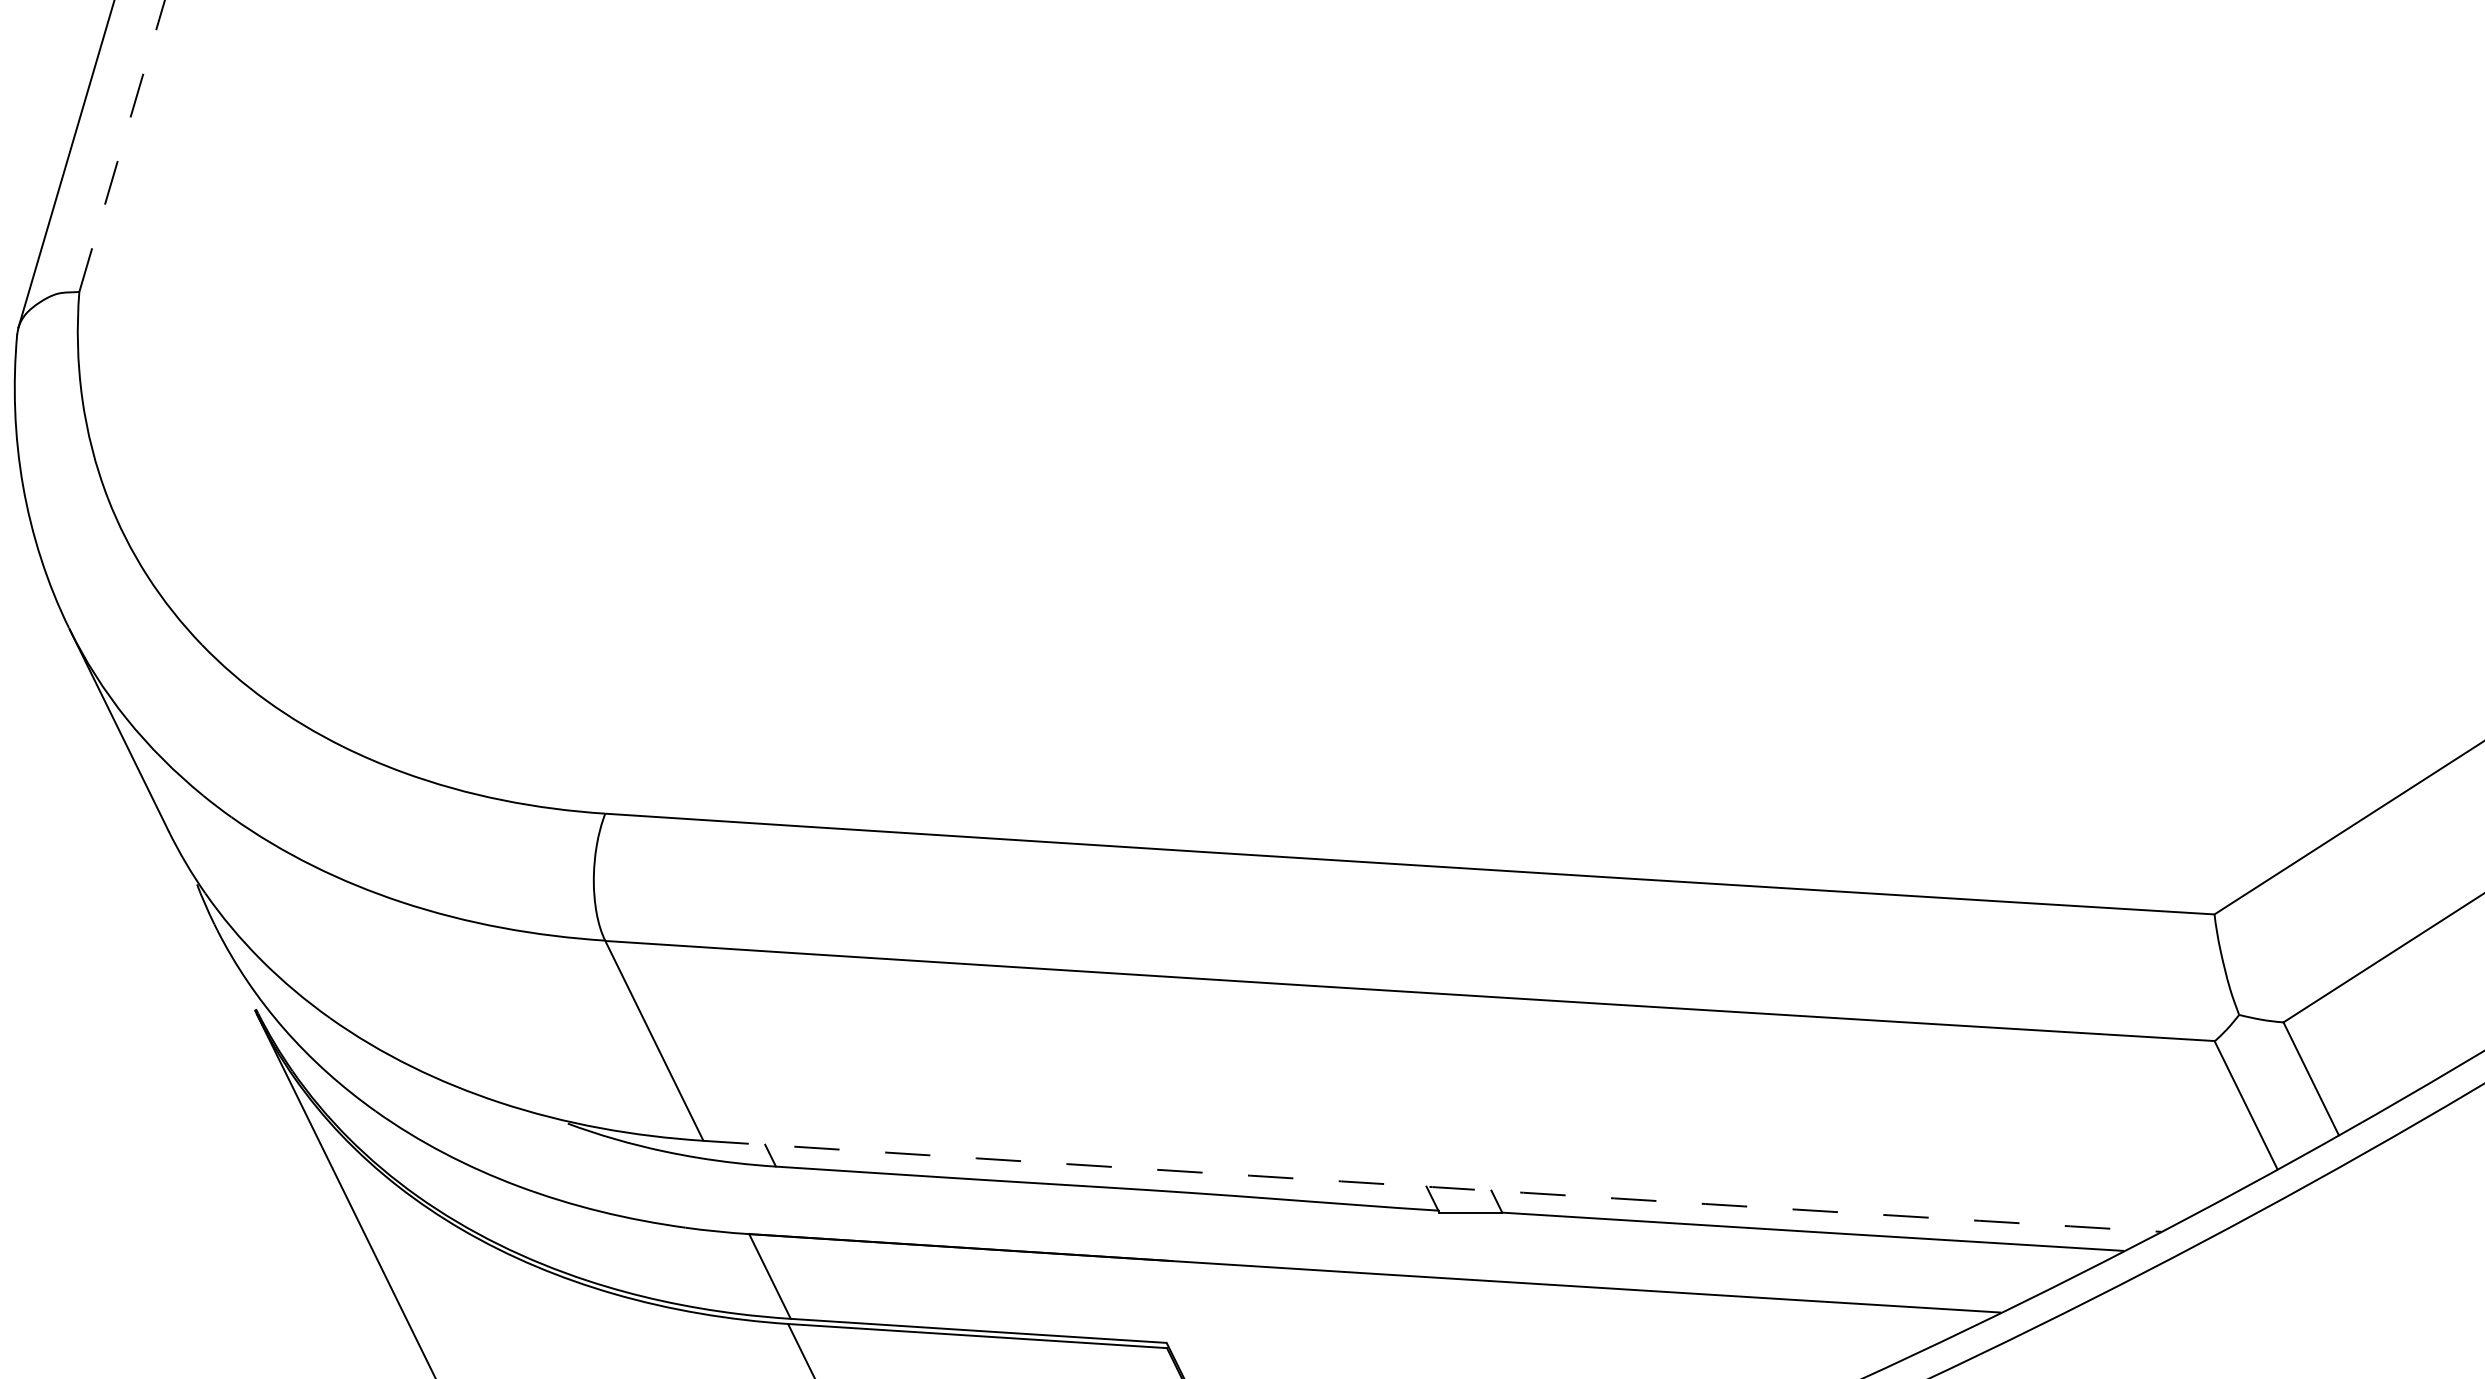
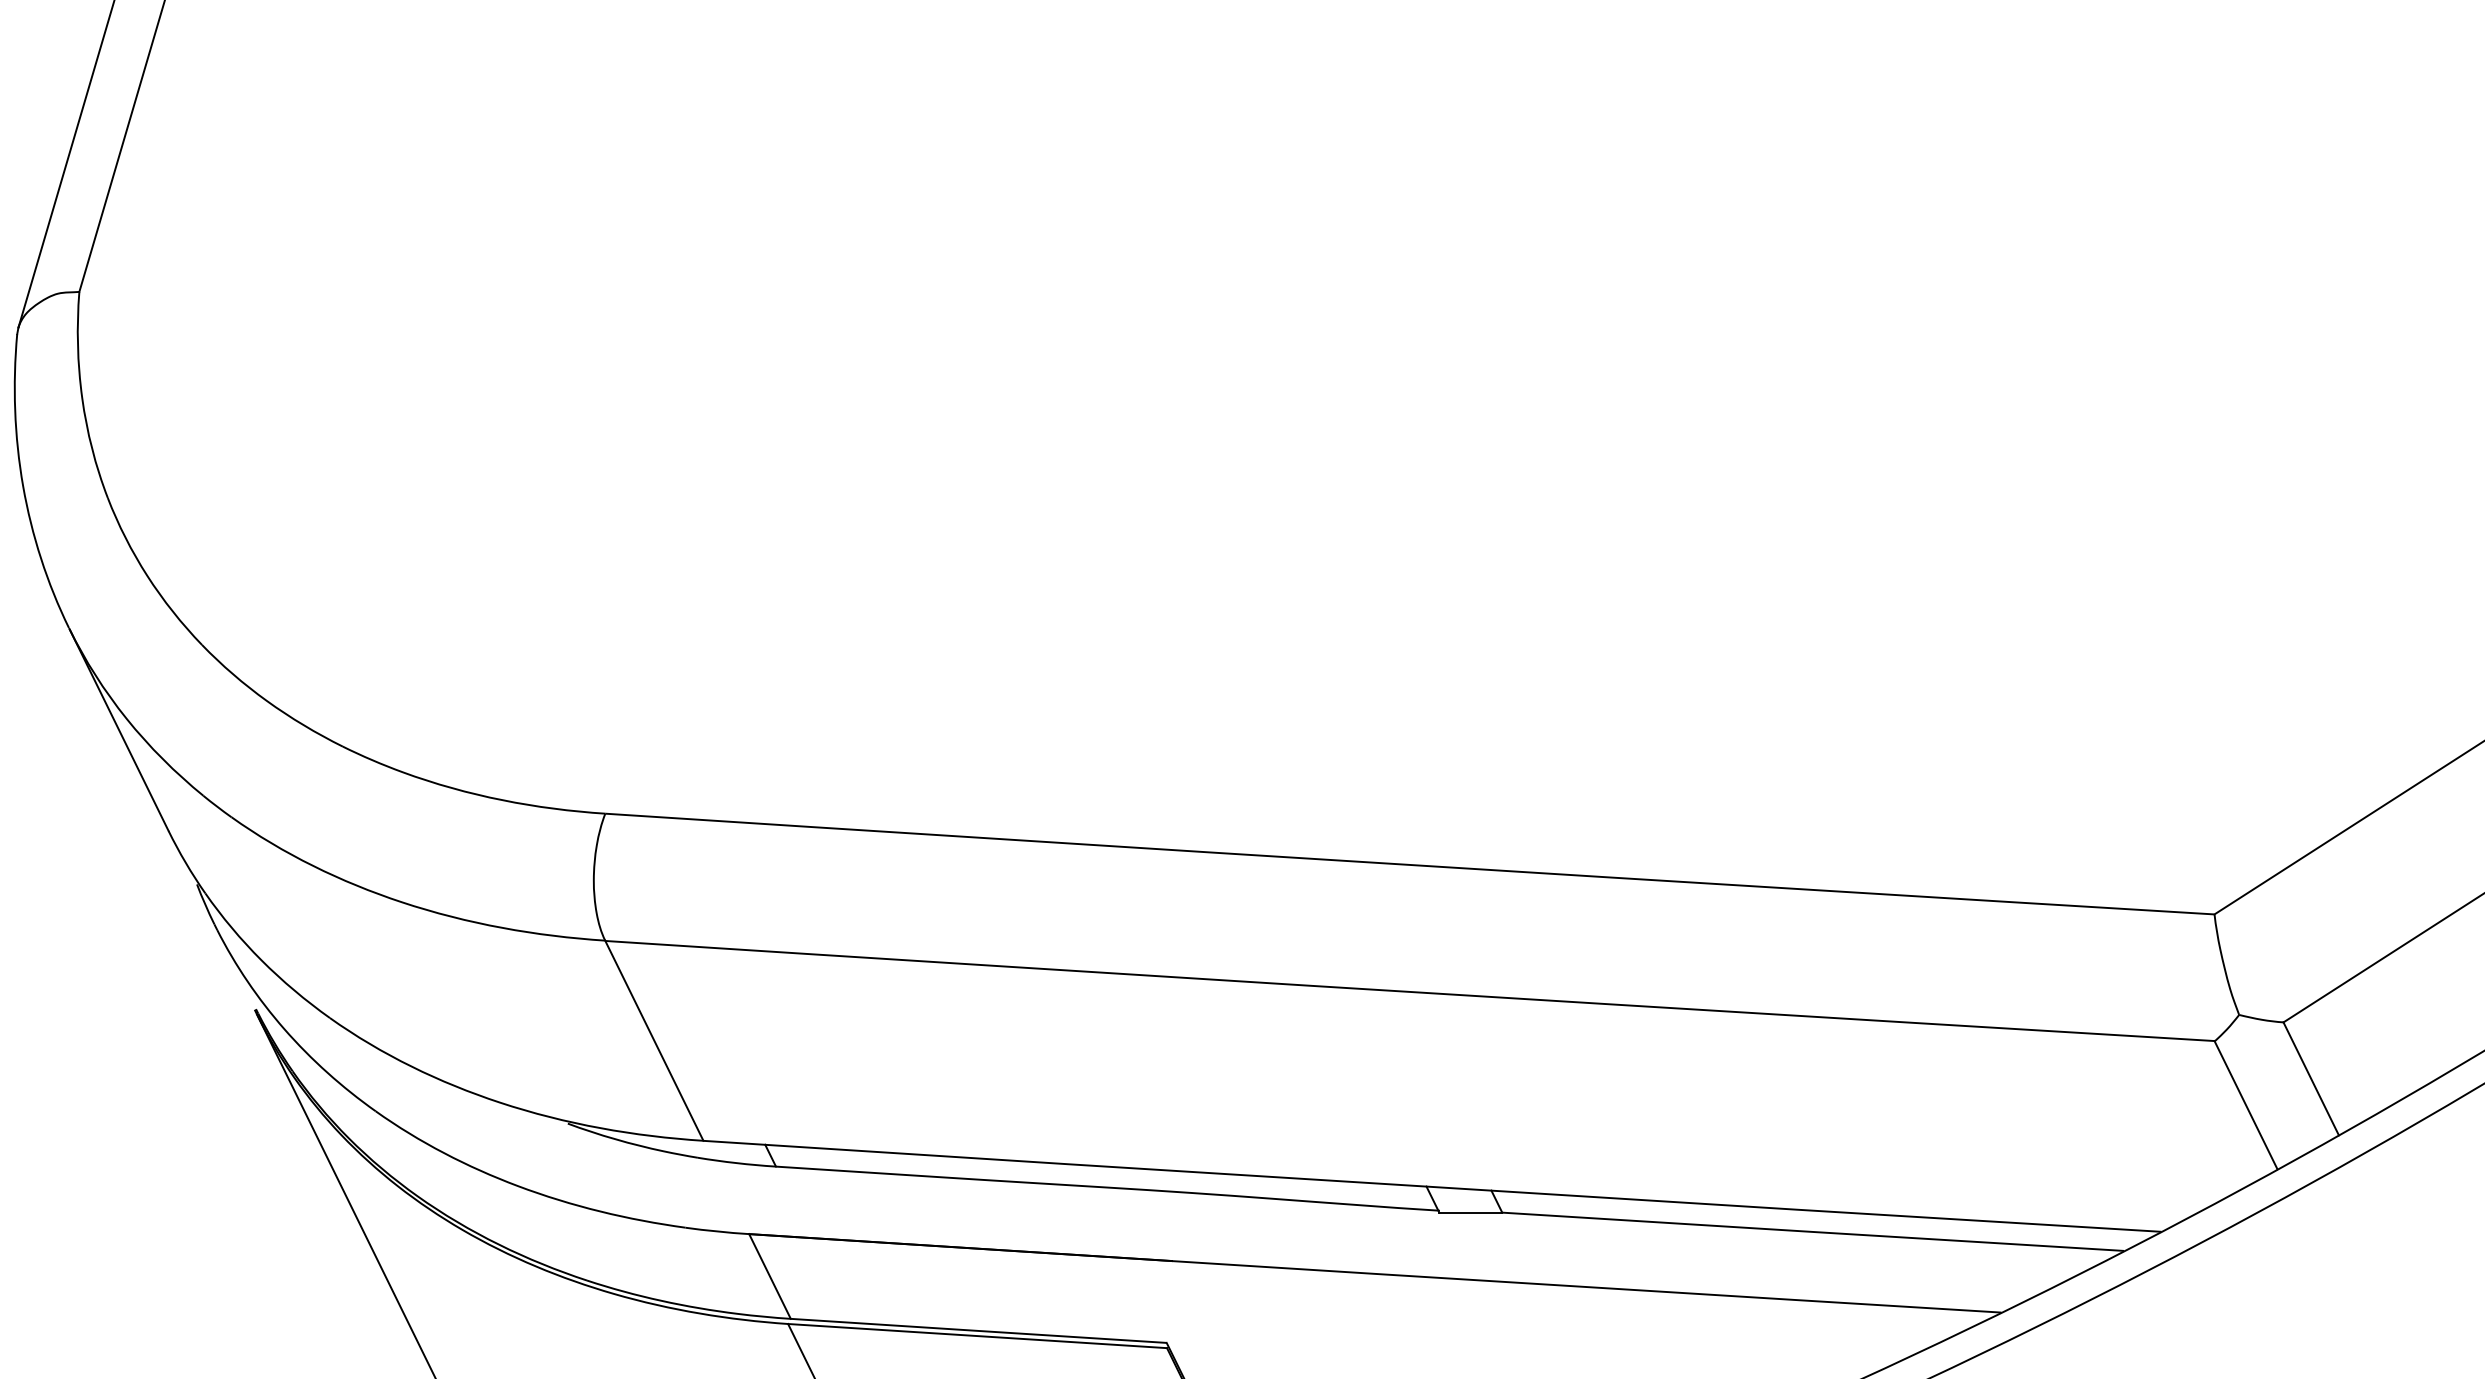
line: dashed -> solid (122, 146)
arc: dashed -> solid (1432, 1187)
